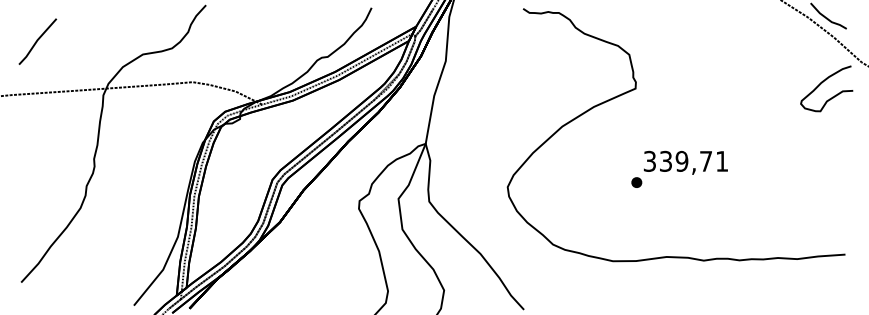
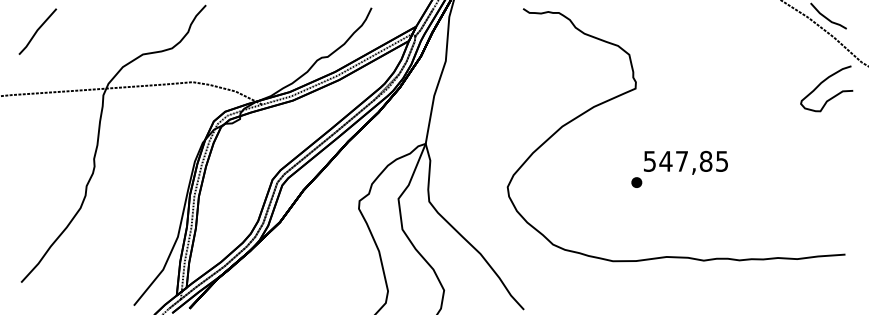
line position: (37, 41) -> (37, 31) (37, 31)
text: 339,71 -> 547,85 (685, 160)
